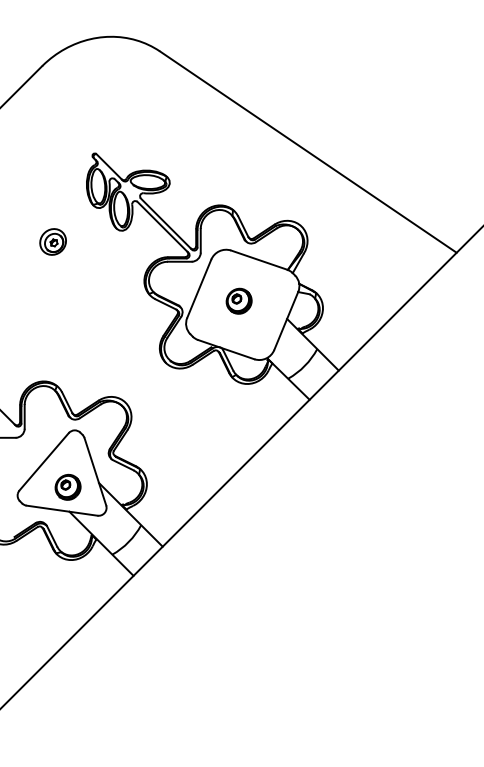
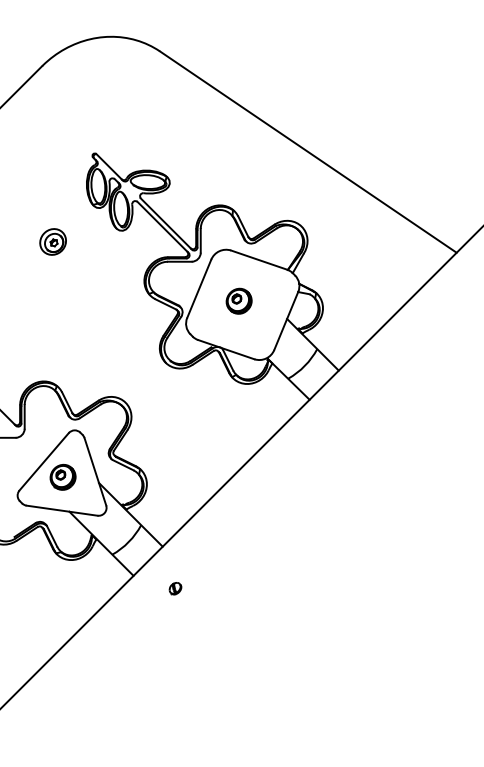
part position: (67, 486) -> (62, 476) (62, 476)
part: none -> present (175, 588)
